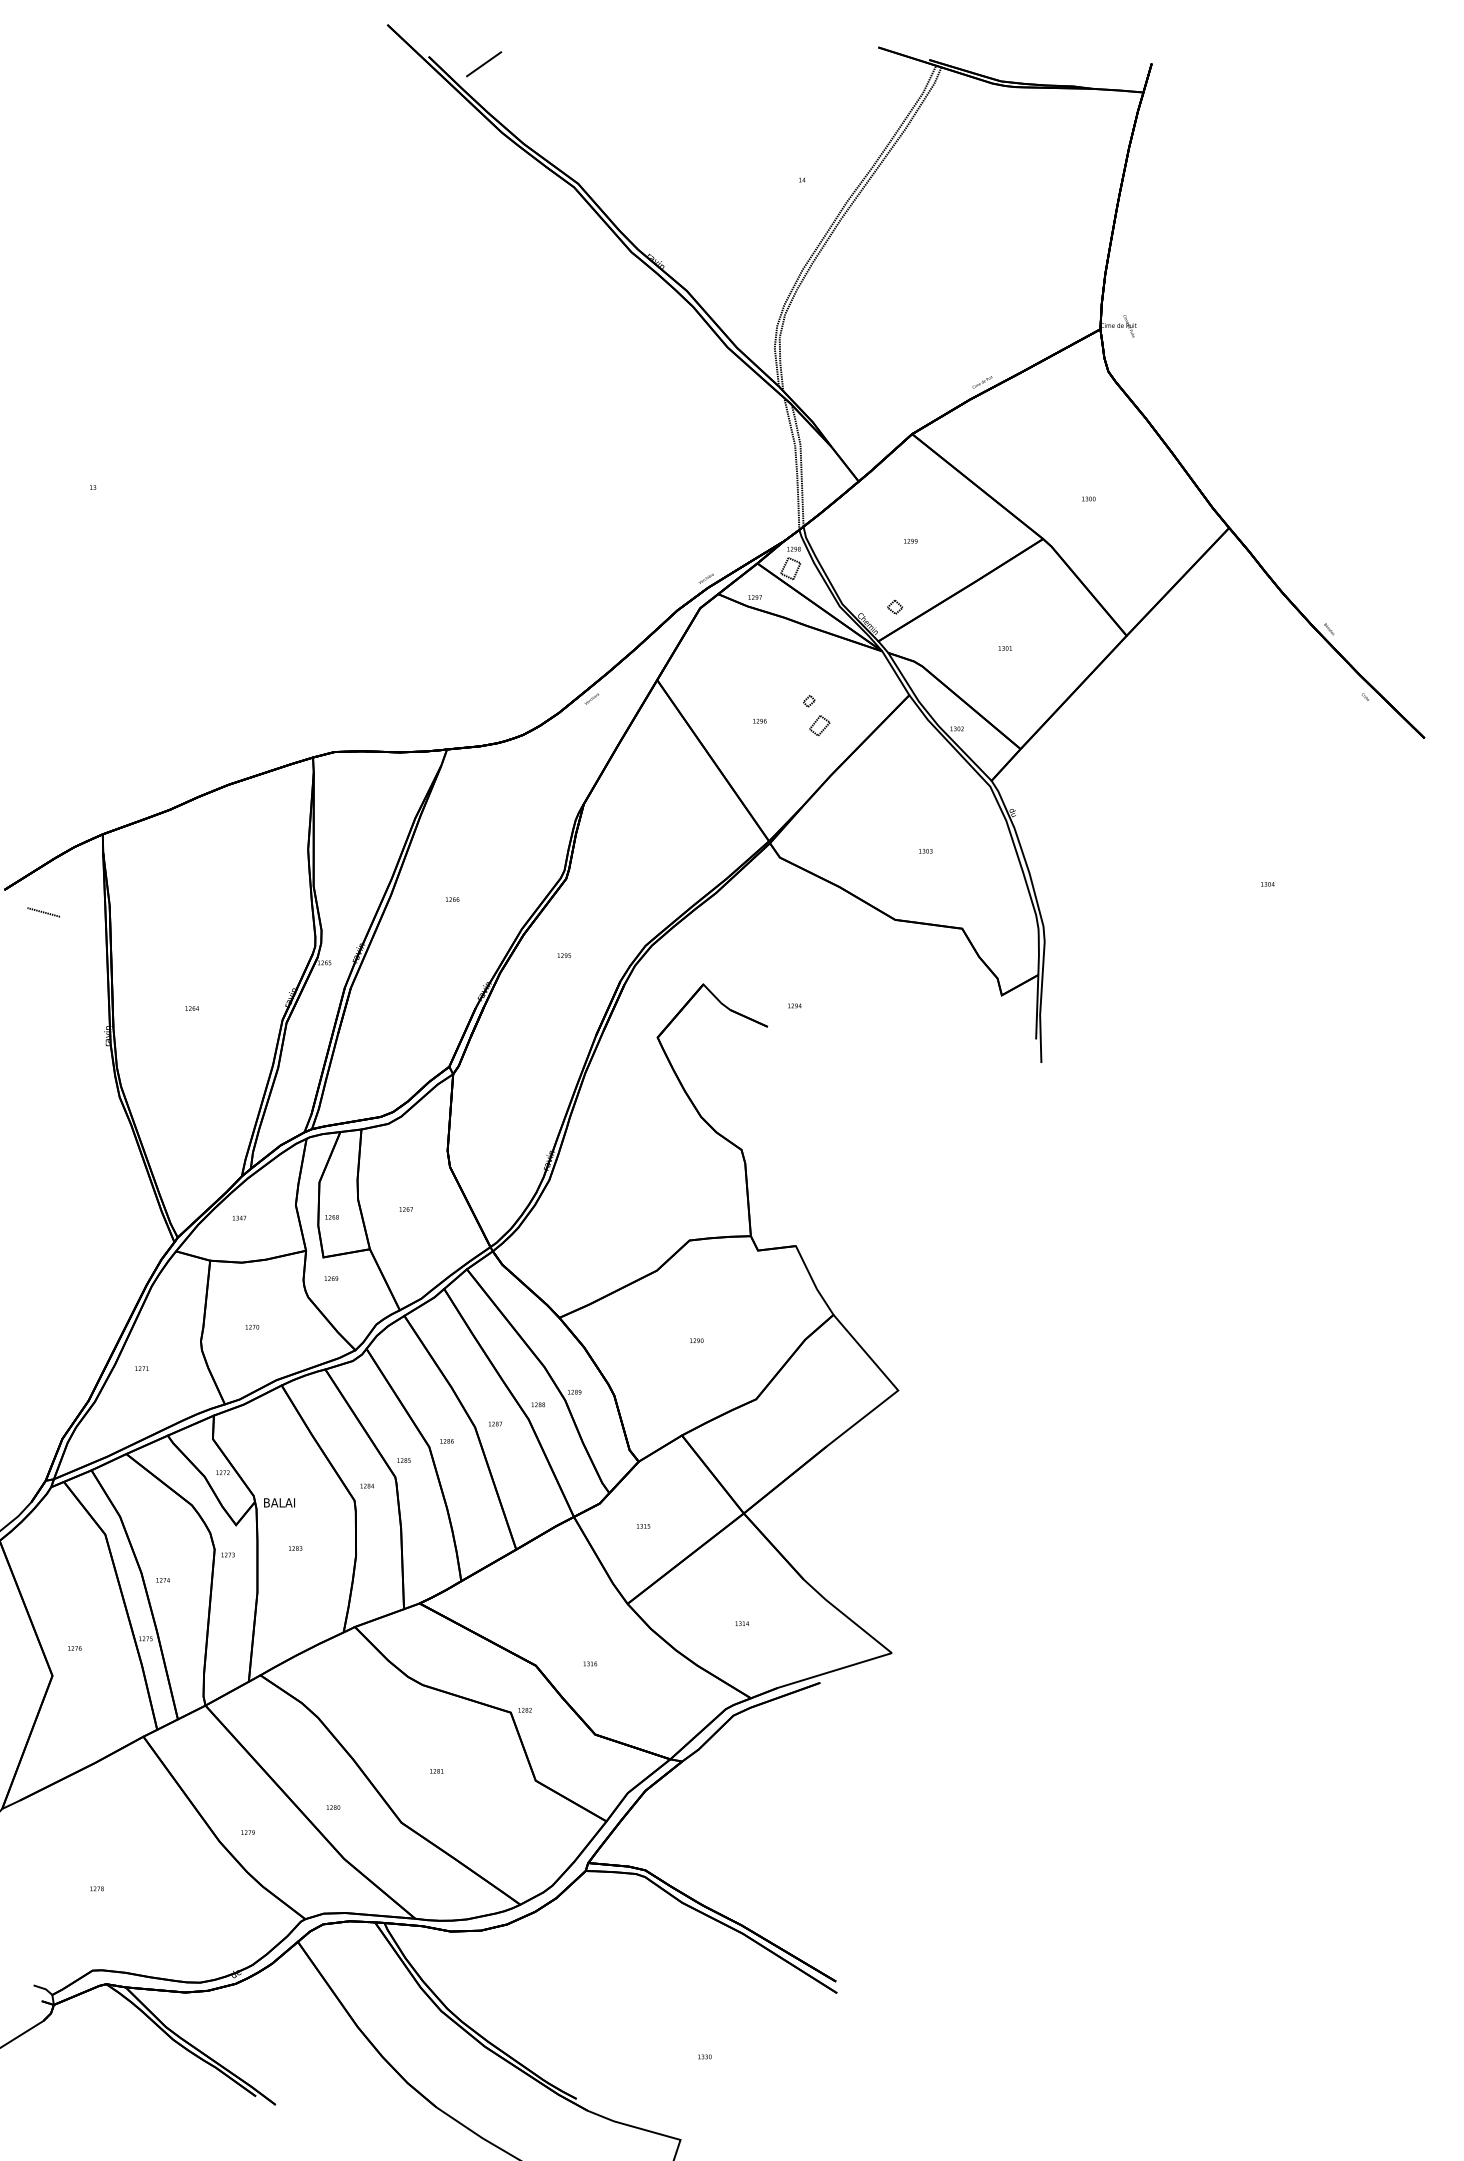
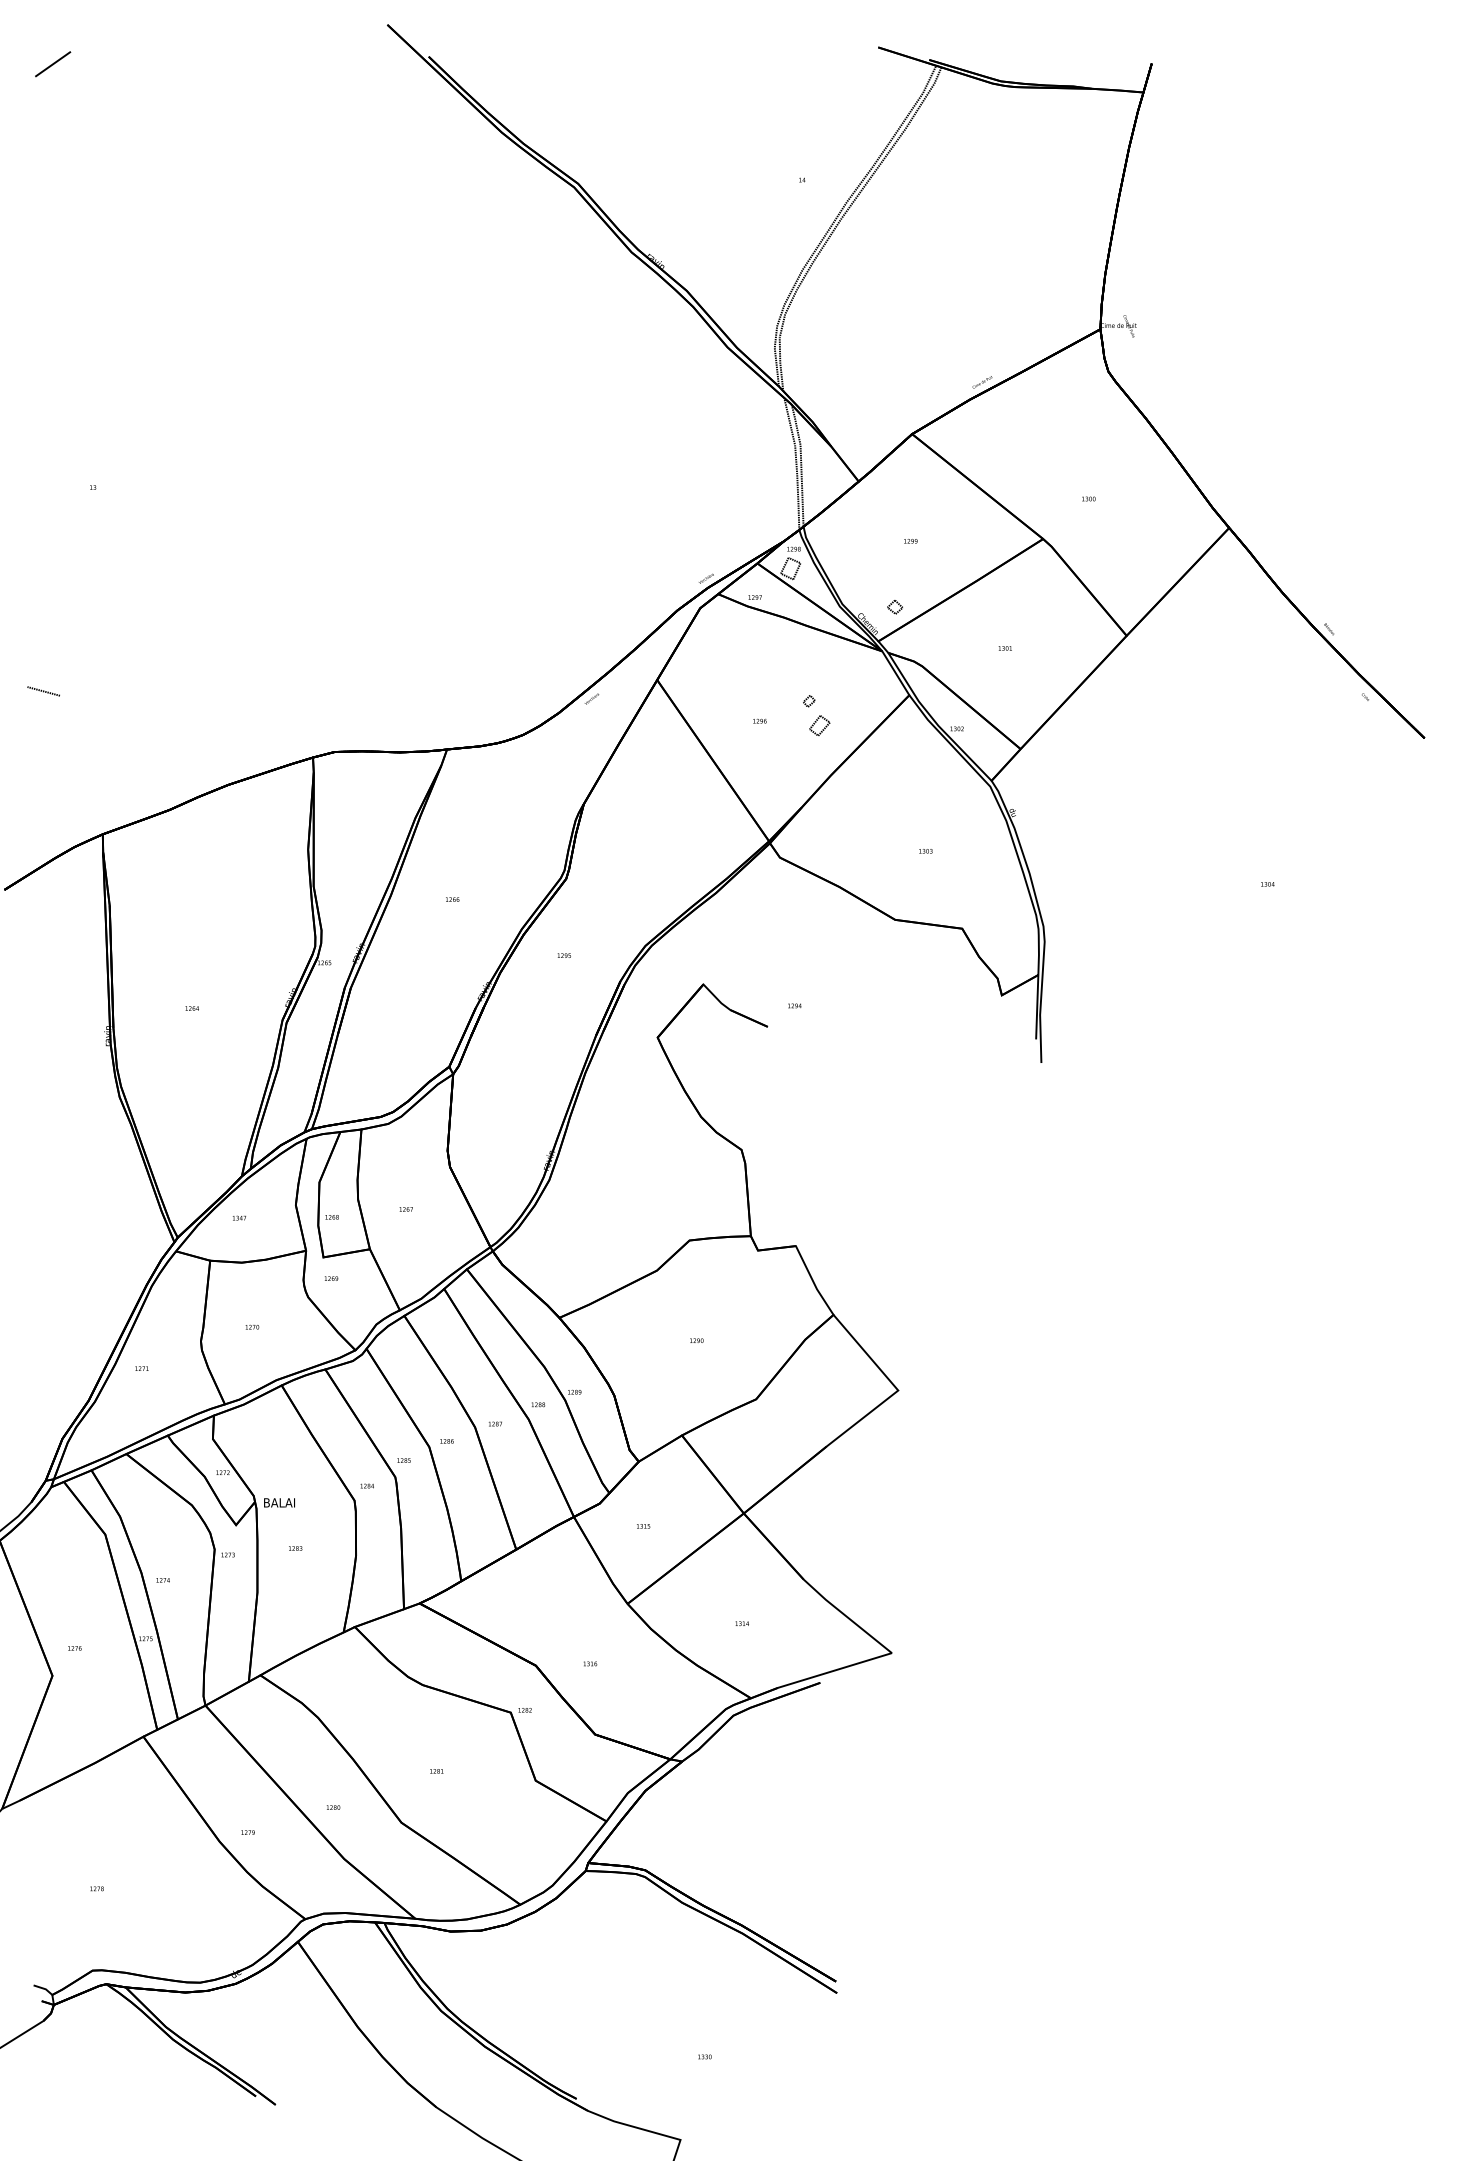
line position: (484, 64) -> (53, 64) (53, 64)
line position: (43, 912) -> (43, 691) (43, 691)
